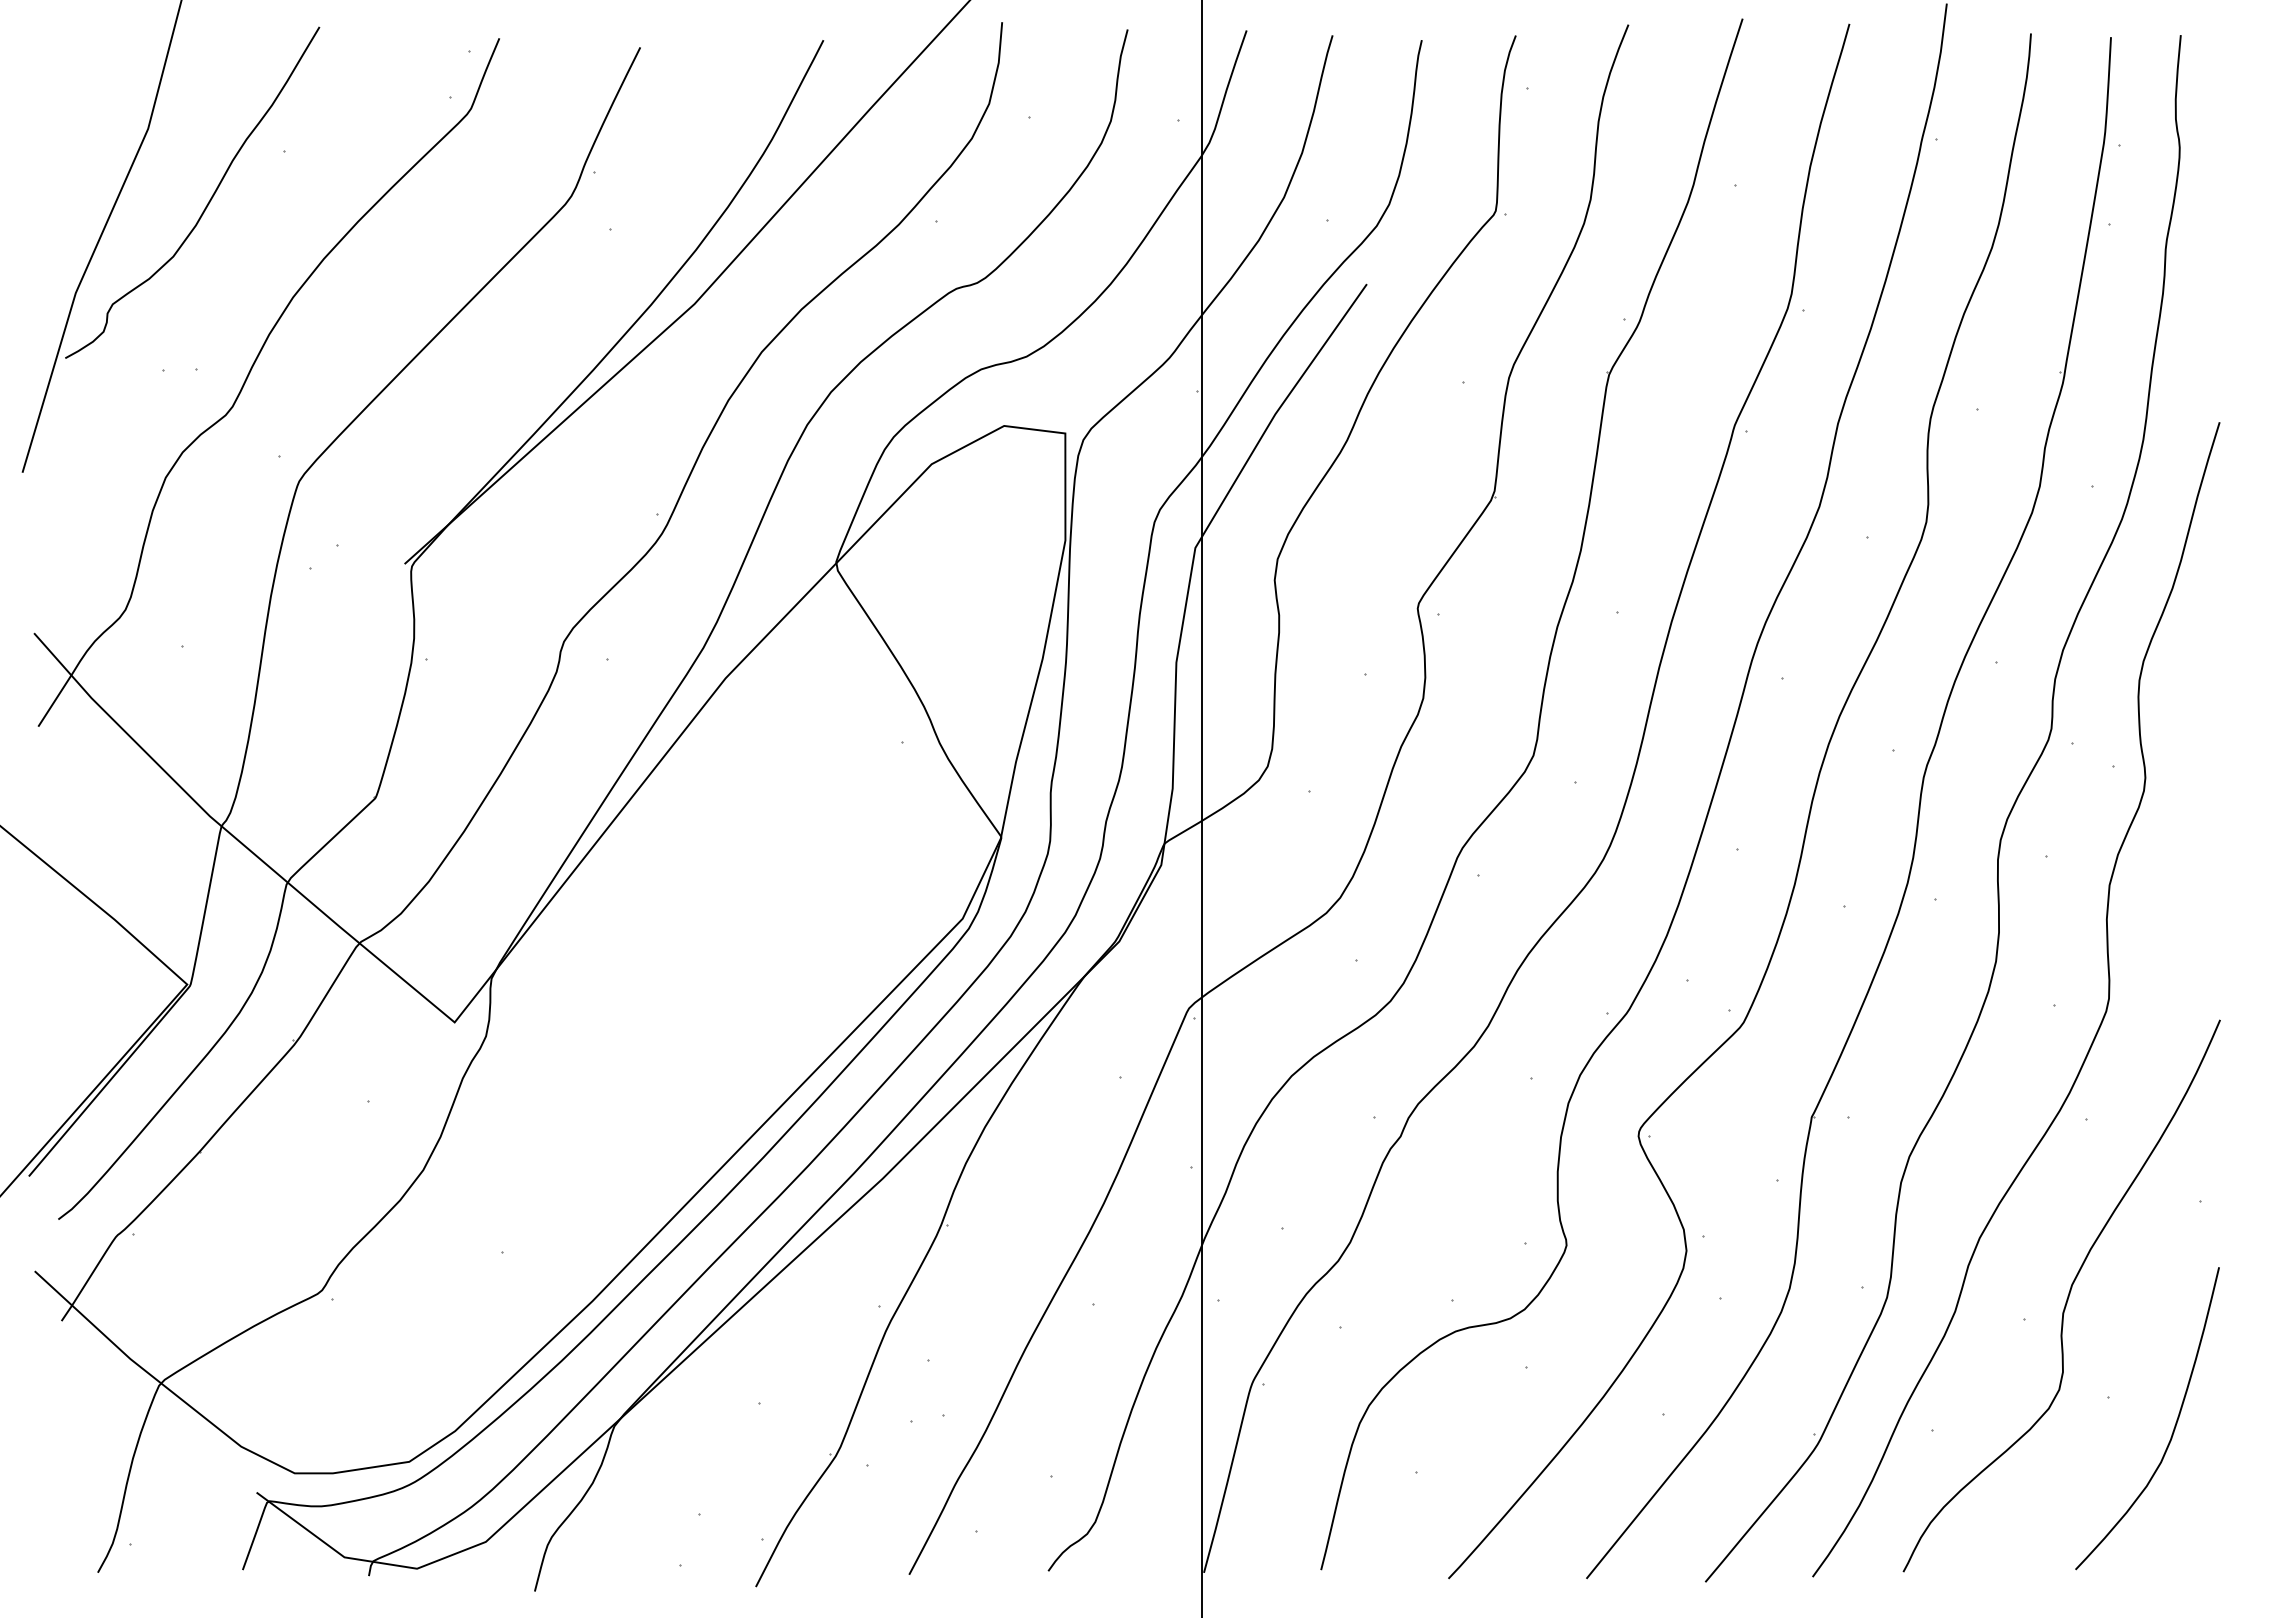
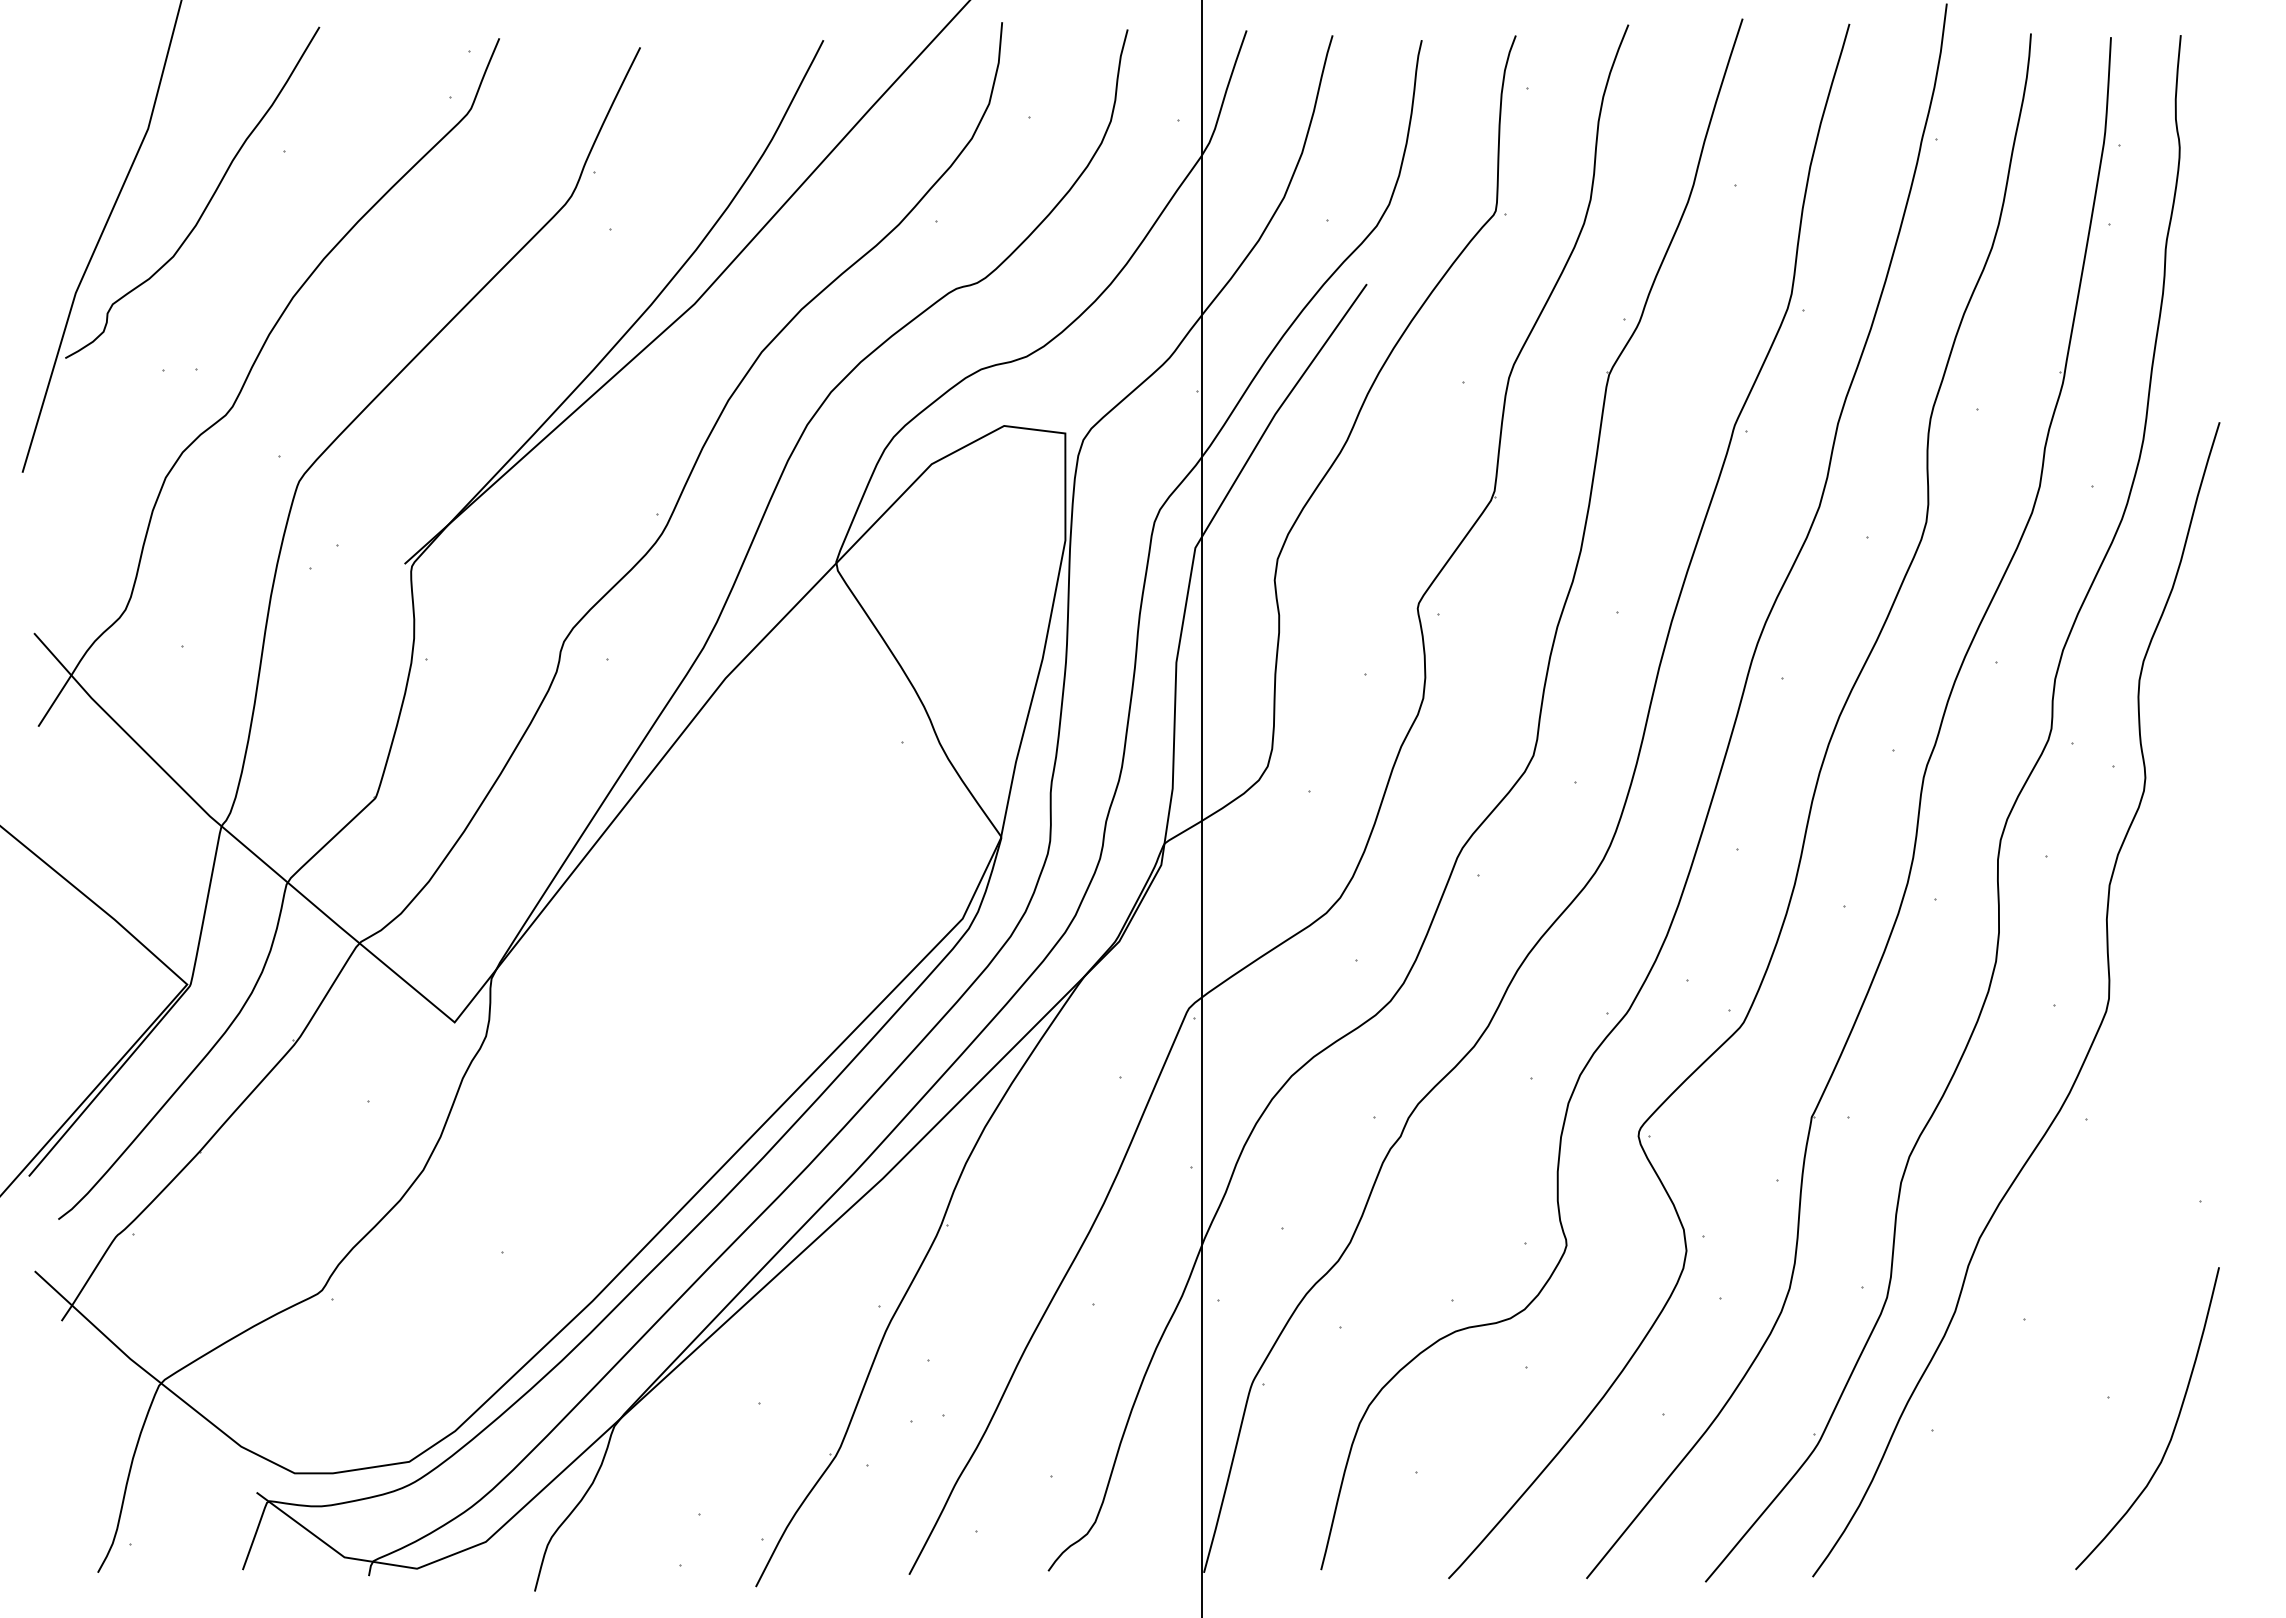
curve: present -> none (2067, 1295)
